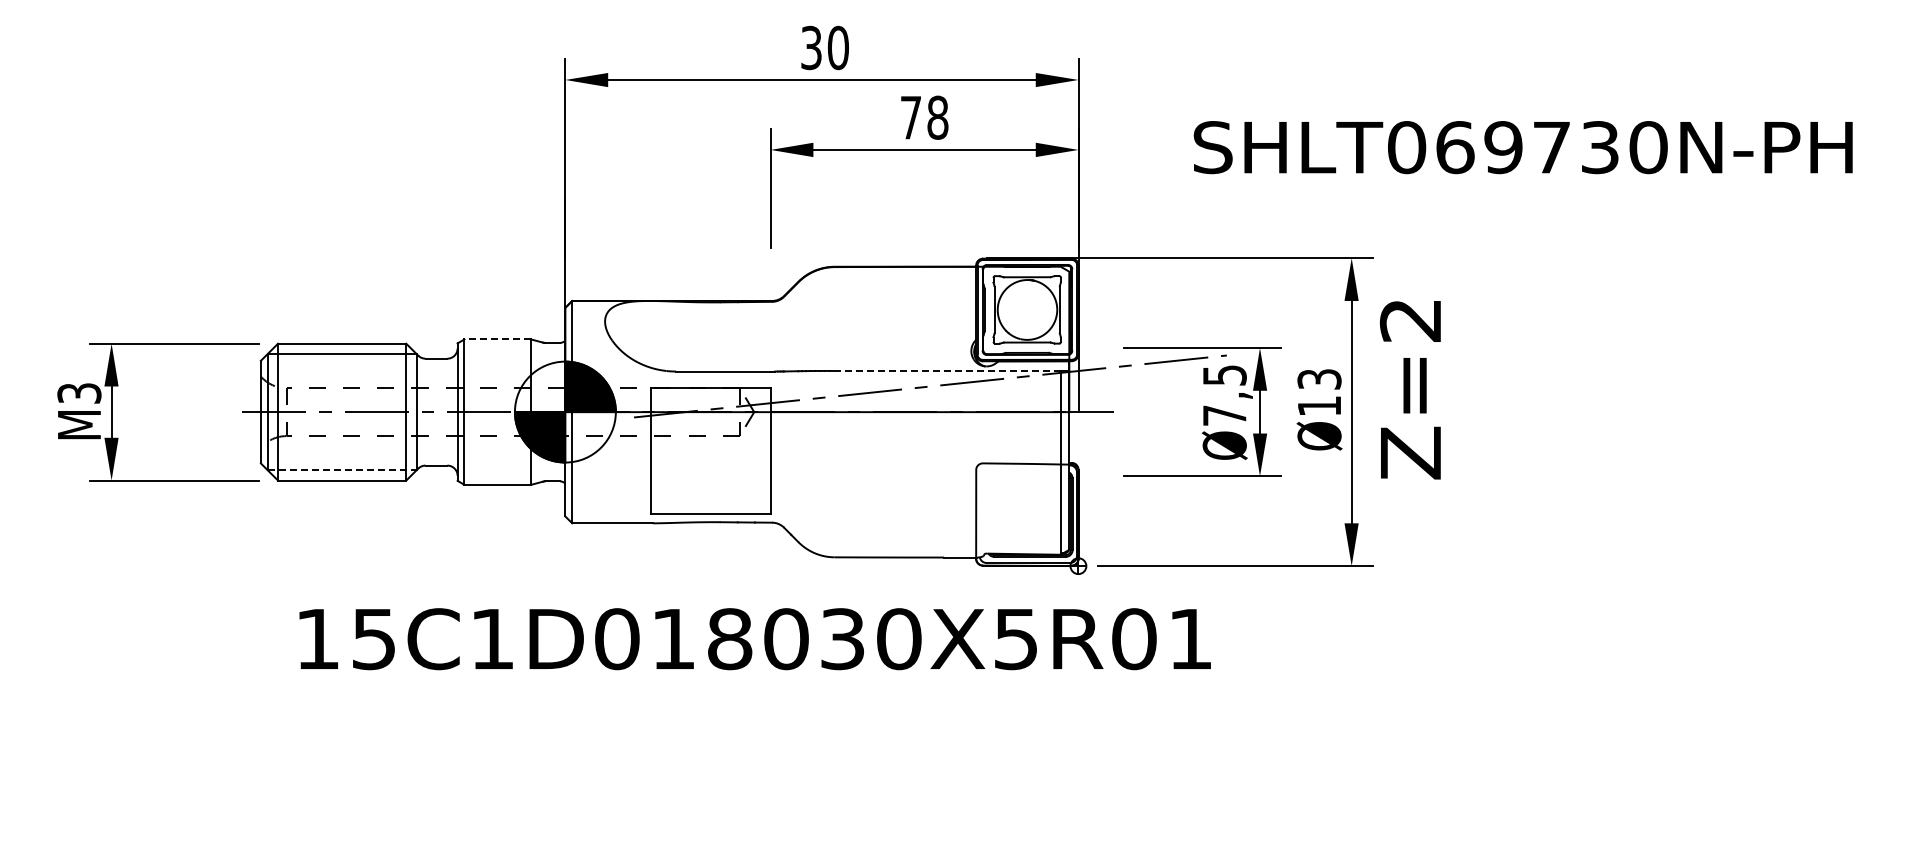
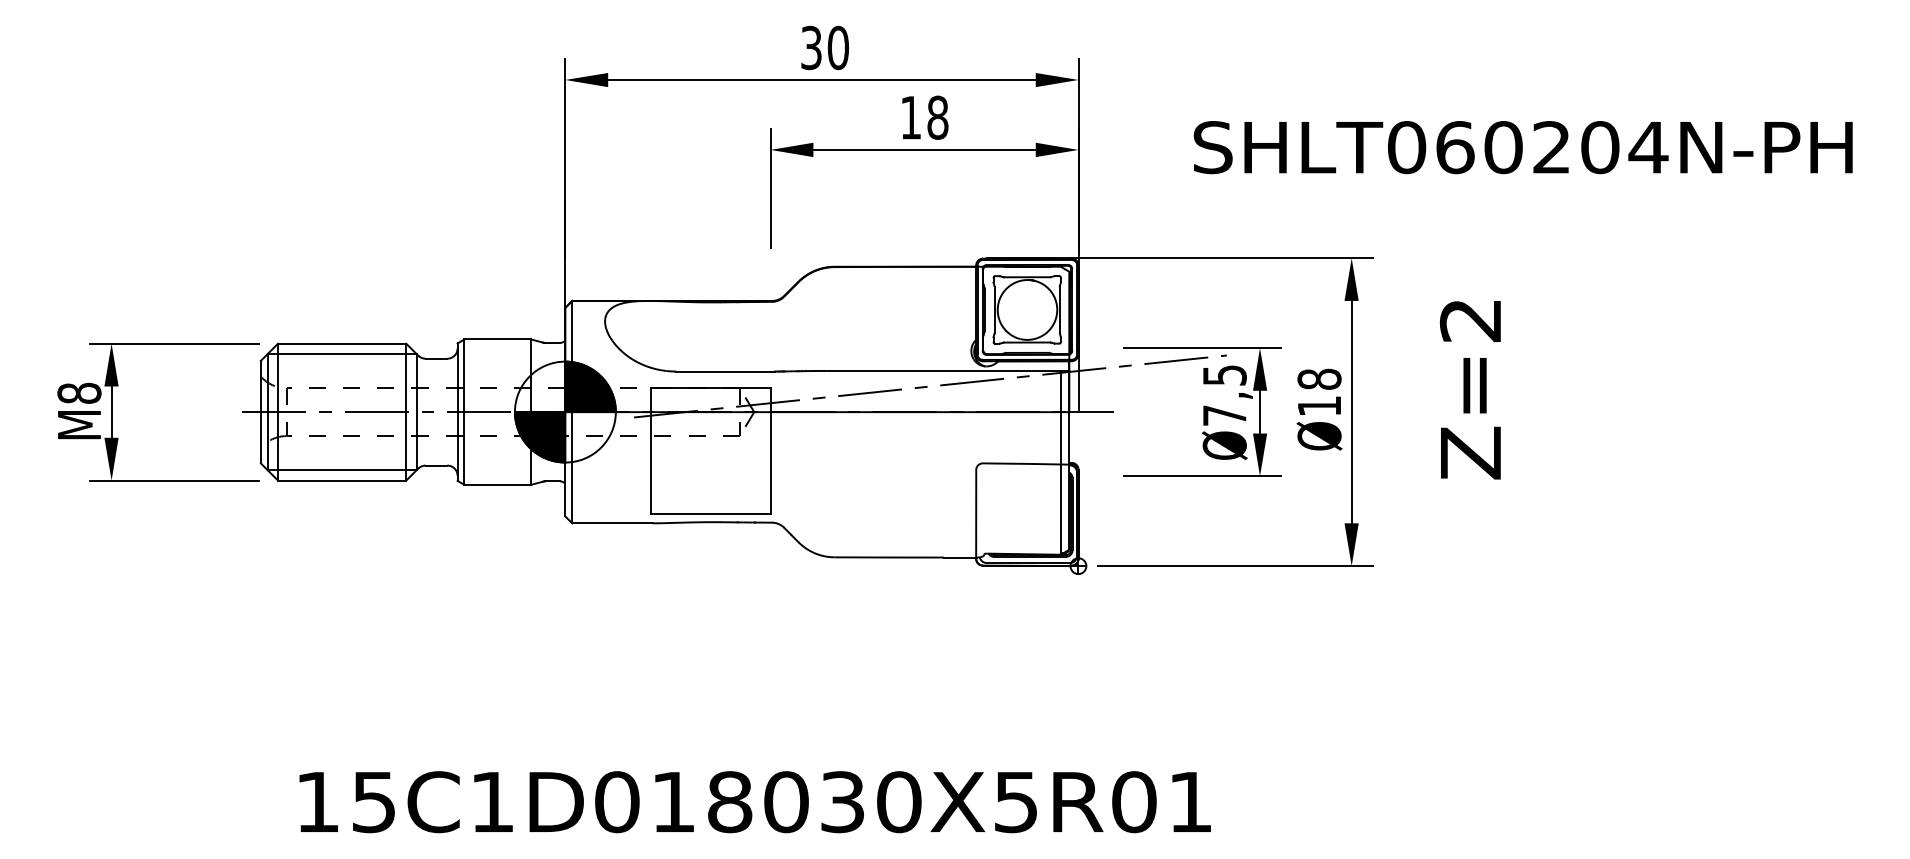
text: 78 -> 18 (910, 117)
text: SHLT069730N-PH -> SHLT060204N-PH (1576, 147)
line: dashed -> solid (497, 339)
line: dashed -> solid (947, 370)
text: Ø13 -> Ø18 (1319, 378)
text position: (1409, 390) -> (1469, 390) (1469, 390)
text: M3 -> M8 (79, 392)
line: dashed -> solid (342, 470)
text position: (754, 639) -> (754, 802) (754, 802)
